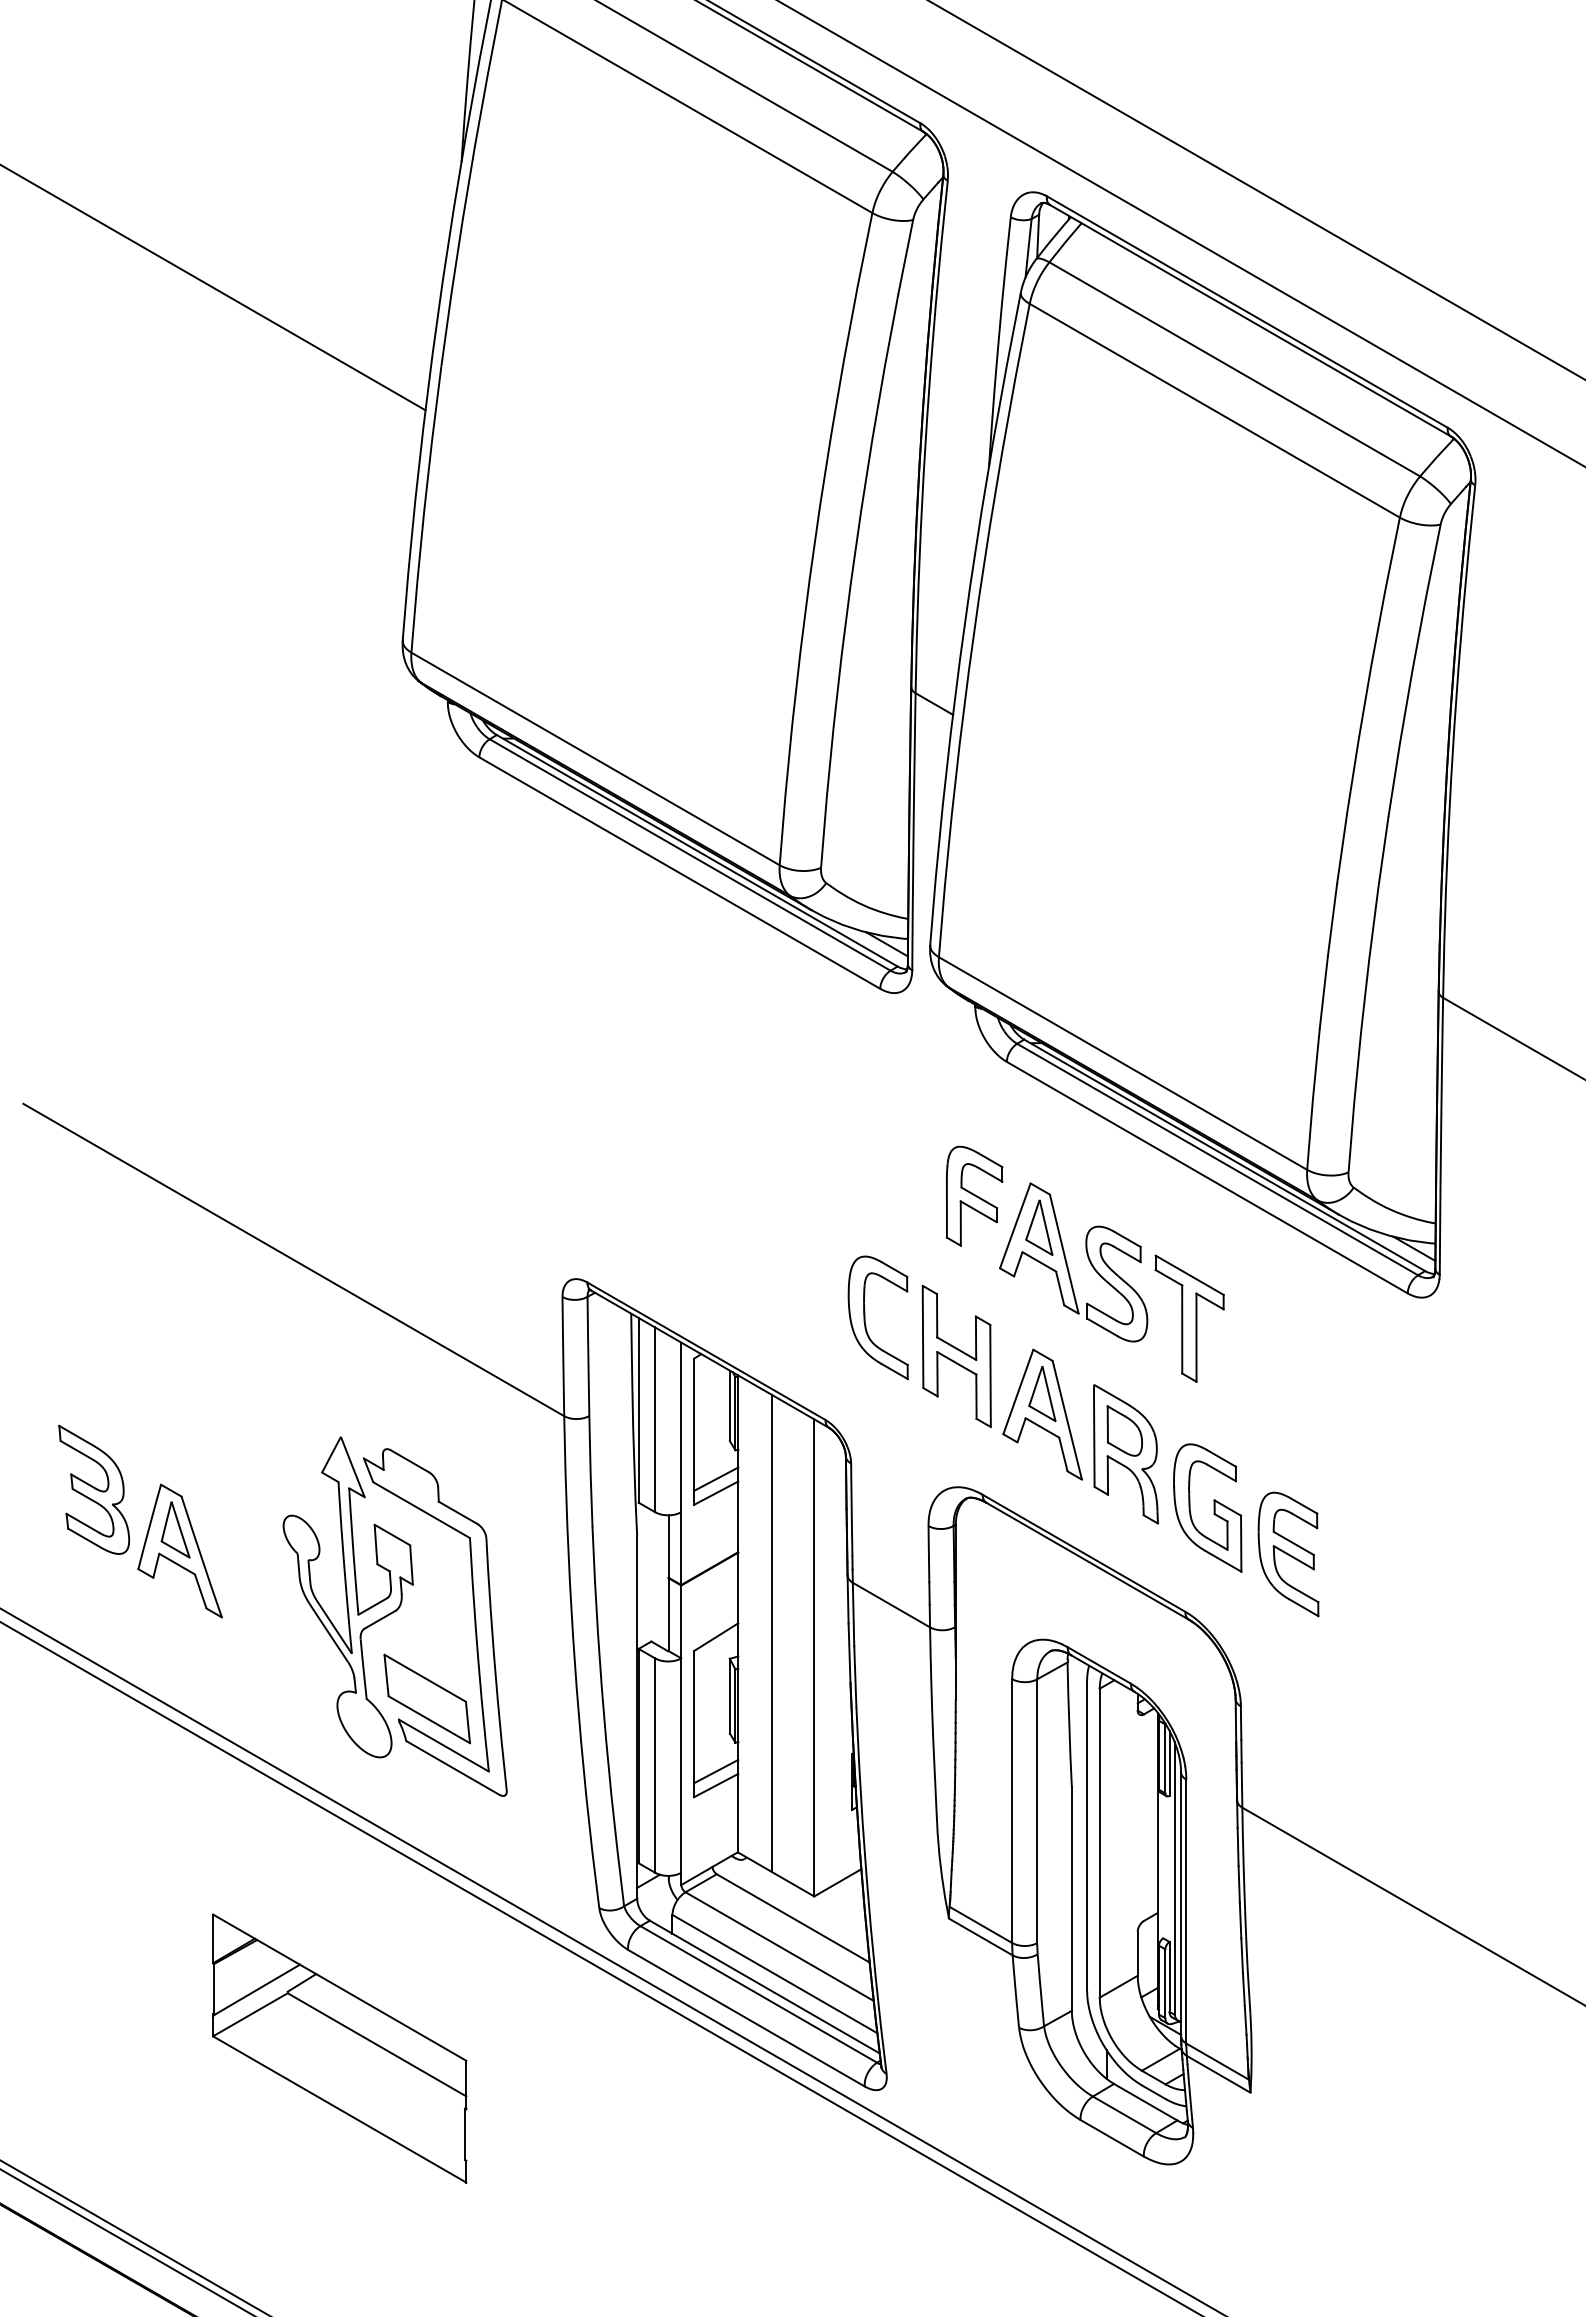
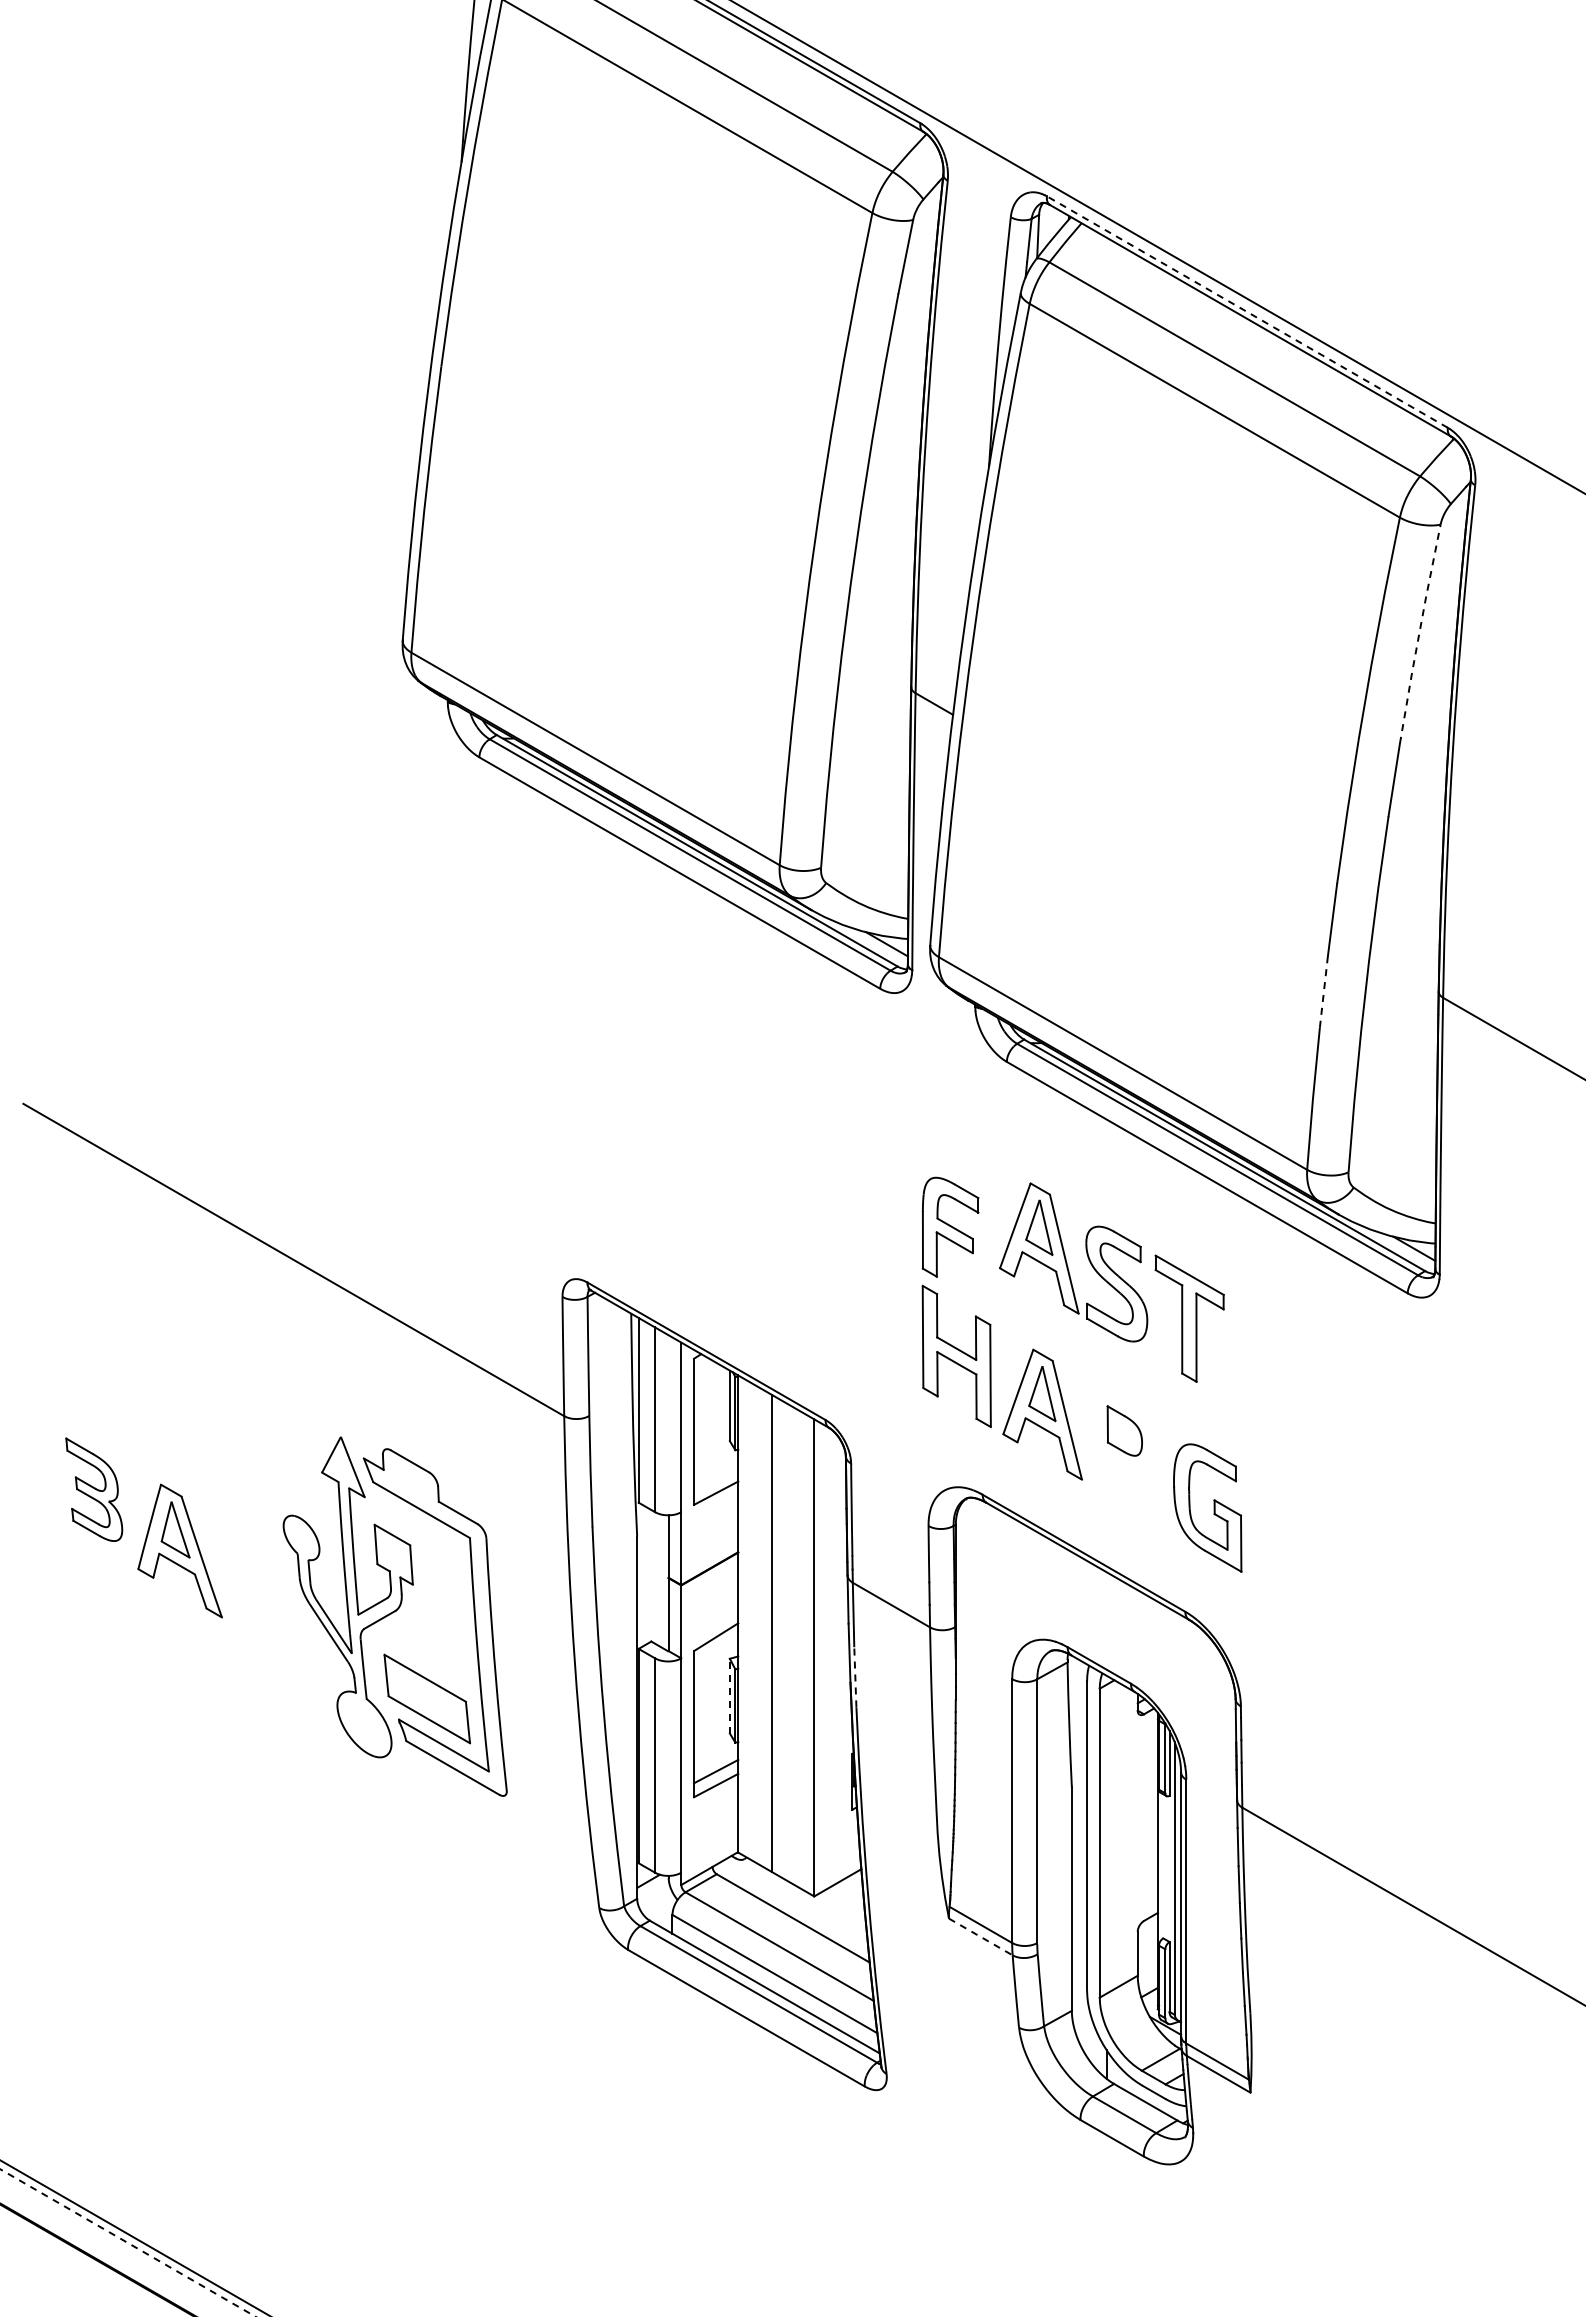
line: present -> none (1256, 190)
line position: (1181, 233) -> (1157, 247) (1157, 247)
line: present -> none (213, 288)
line: solid -> dashed (1246, 311)
line: solid -> dashed (1419, 634)
line: solid -> dashed (1323, 991)
part position: (974, 1195) -> (950, 1226) (950, 1226)
part: present -> none (865, 1317)
part: present -> none (1125, 1454)
line: present -> none (716, 1478)
part size: 73x131 px -> 59x105 px (94, 1489)
part: present -> none (1288, 1554)
line: solid -> dashed (855, 1676)
line: solid -> dashed (729, 1695)
line: solid -> dashed (980, 1936)
line: present -> none (611, 1961)
line: present -> none (600, 1968)
part: present -> none (339, 2048)
line: solid -> dashed (128, 2243)
